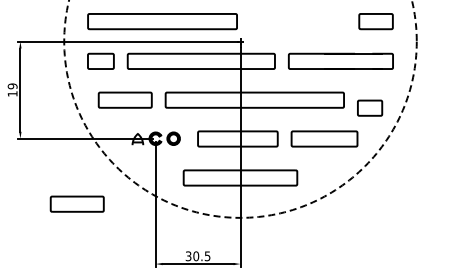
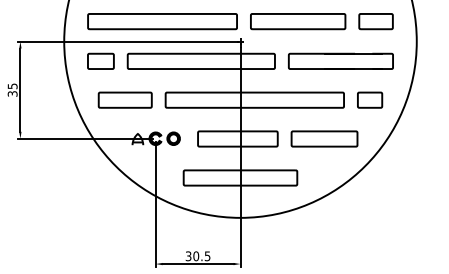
part: none -> present (298, 21)
text: 19 -> 35 (12, 89)
part position: (370, 107) -> (370, 99) (370, 99)
circle: dashed -> solid (240, 108)
part: present -> none (76, 203)
